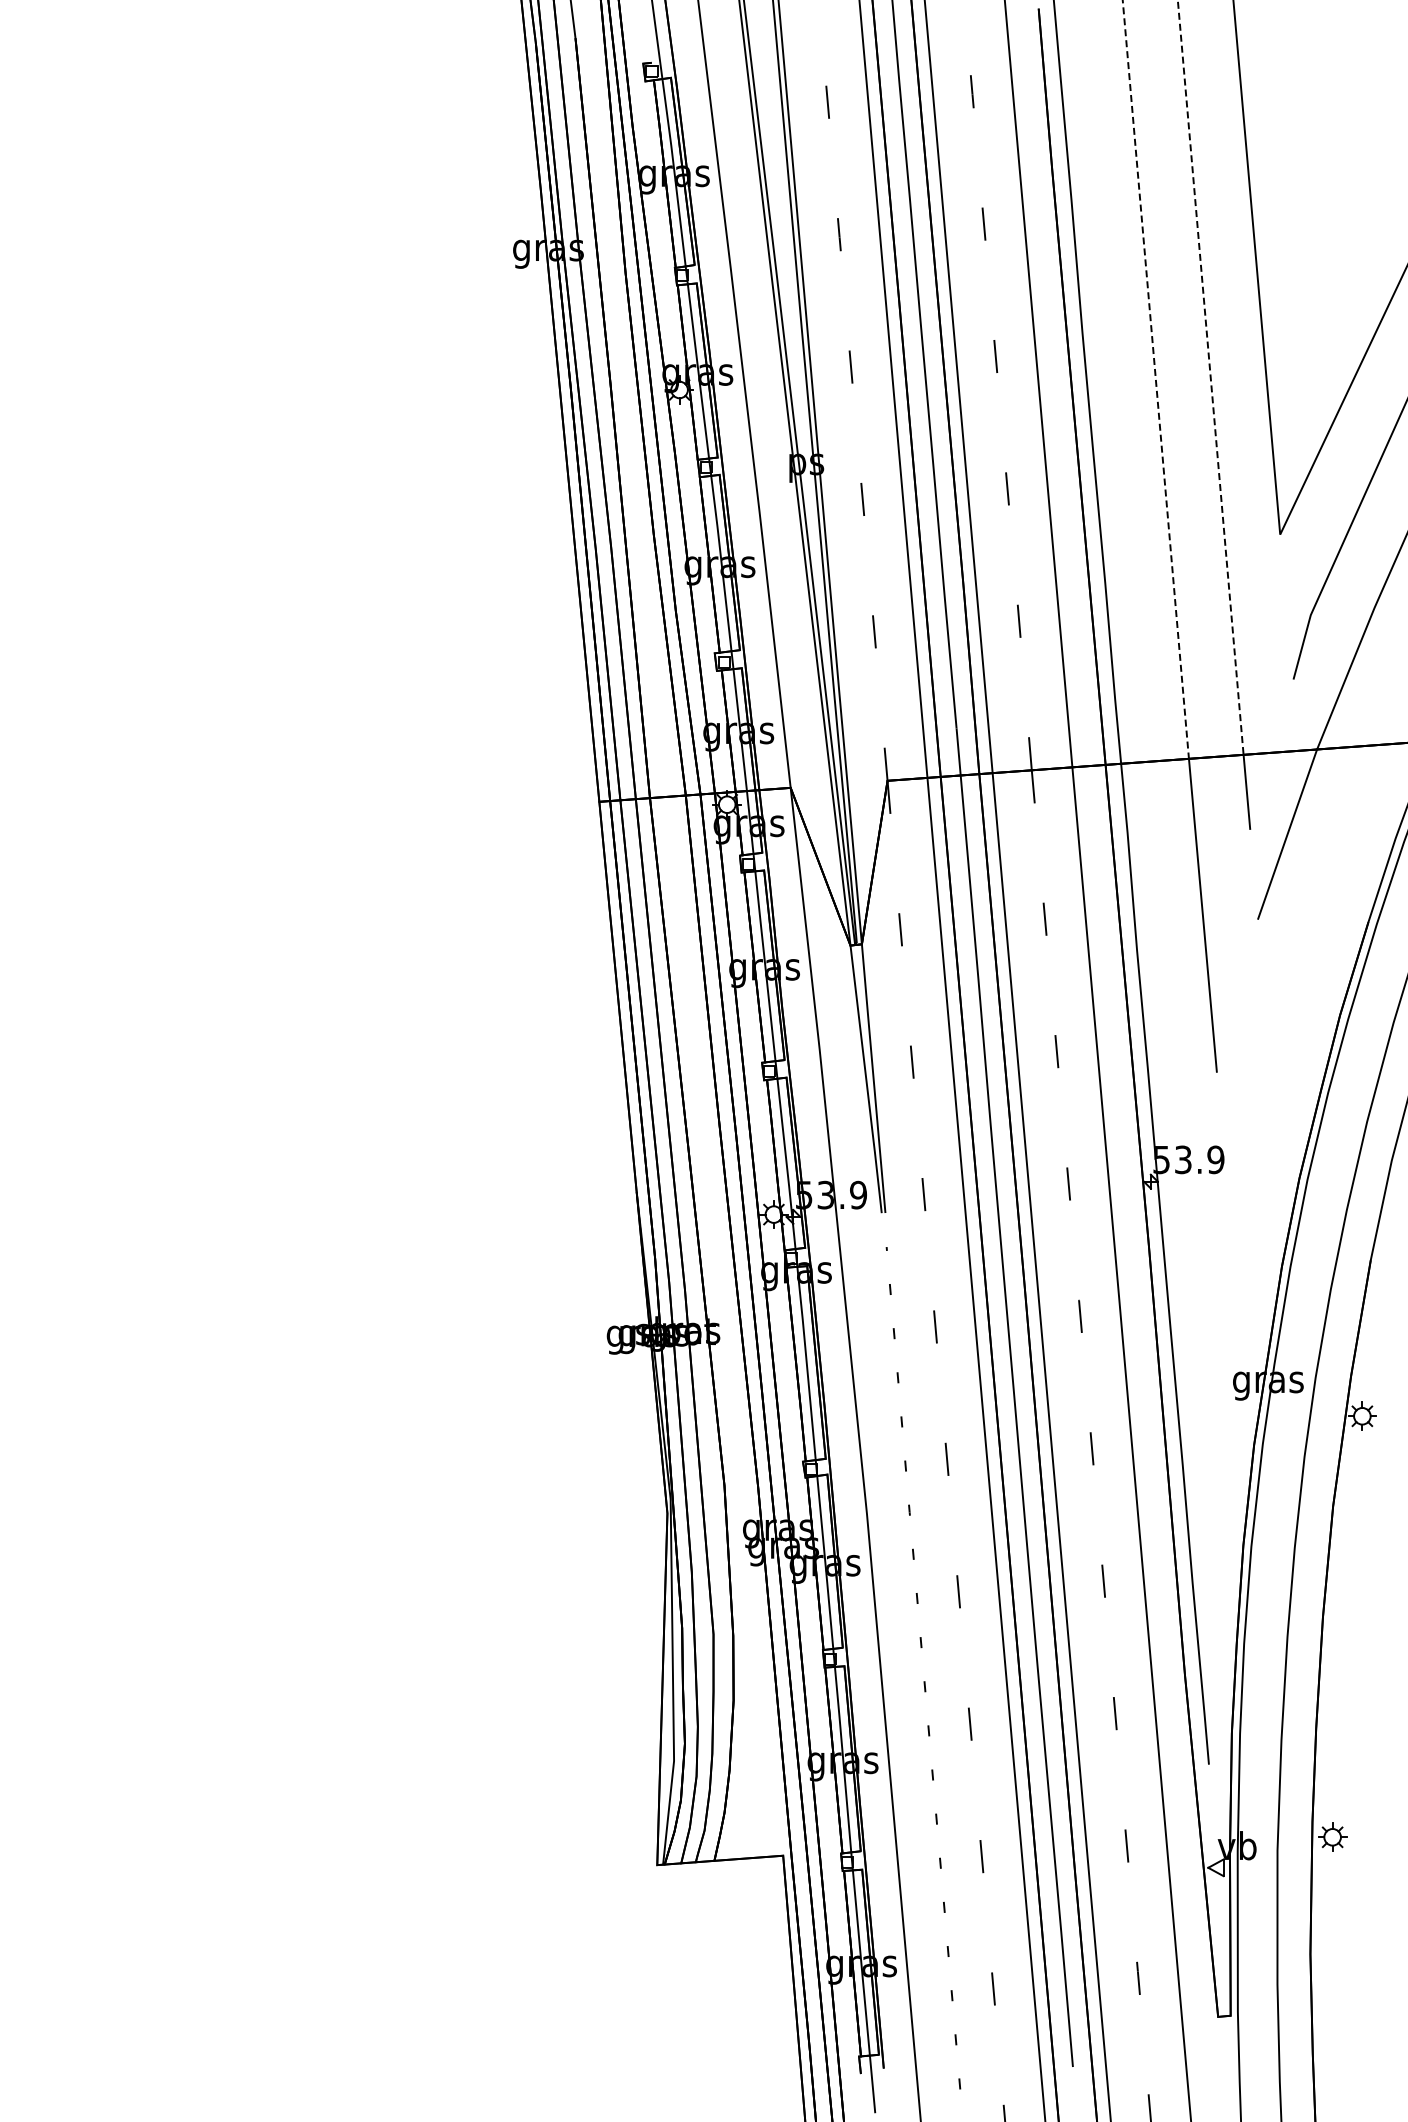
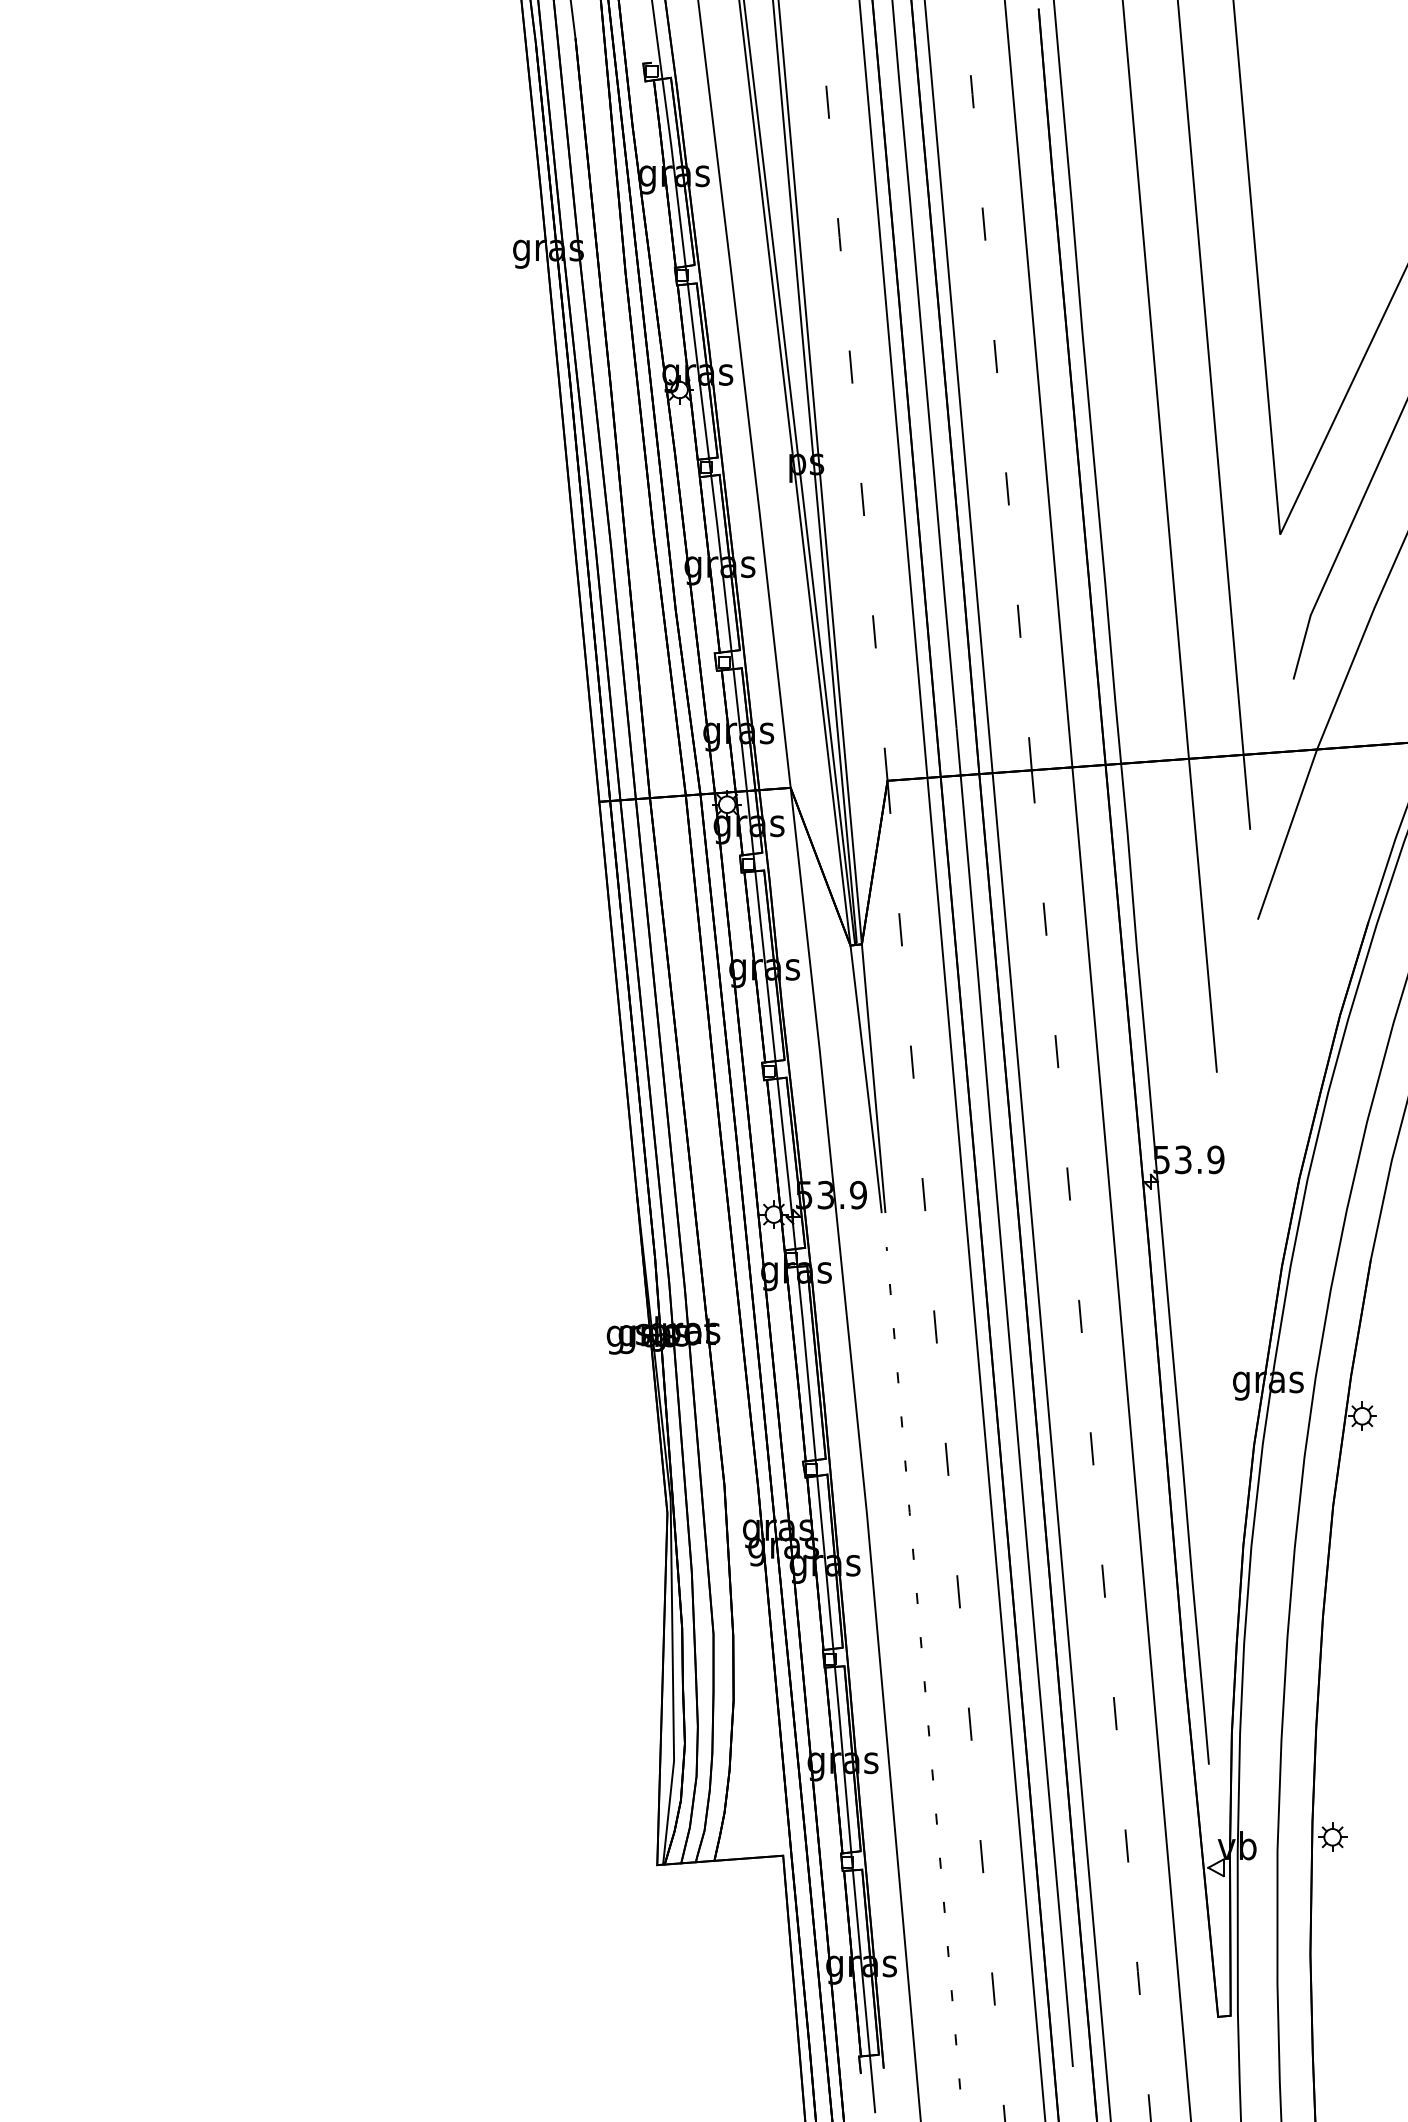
line: dashed -> solid (1210, 378)
line: dashed -> solid (1155, 379)
